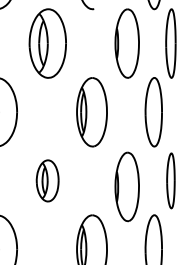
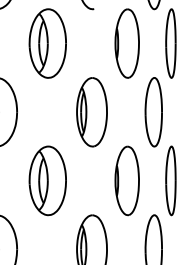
part size: 25x44 px -> 39x72 px (47, 180)
part size: 10x58 px -> 12x72 px (170, 180)
part position: (126, 186) -> (126, 180) (126, 180)
